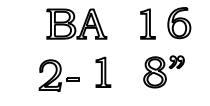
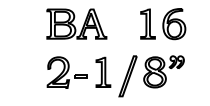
part position: (179, 23) -> (174, 24) (174, 24)
part position: (58, 75) -> (66, 72) (66, 72)
part: none -> present (127, 76)
